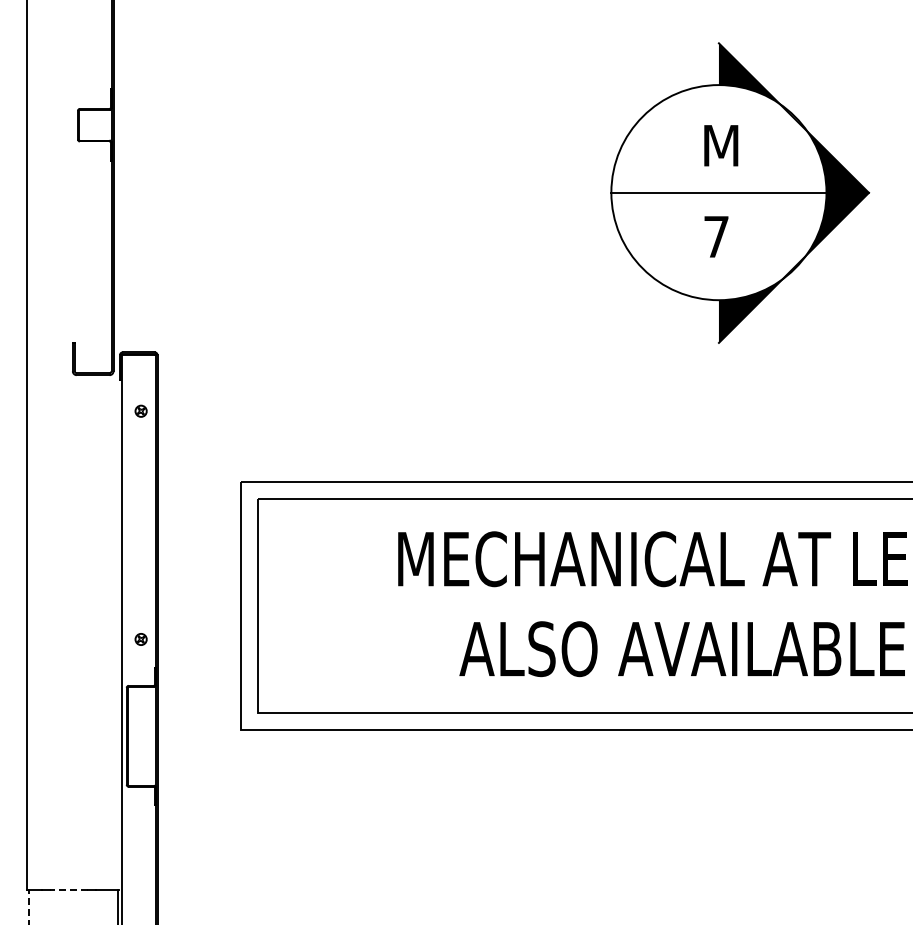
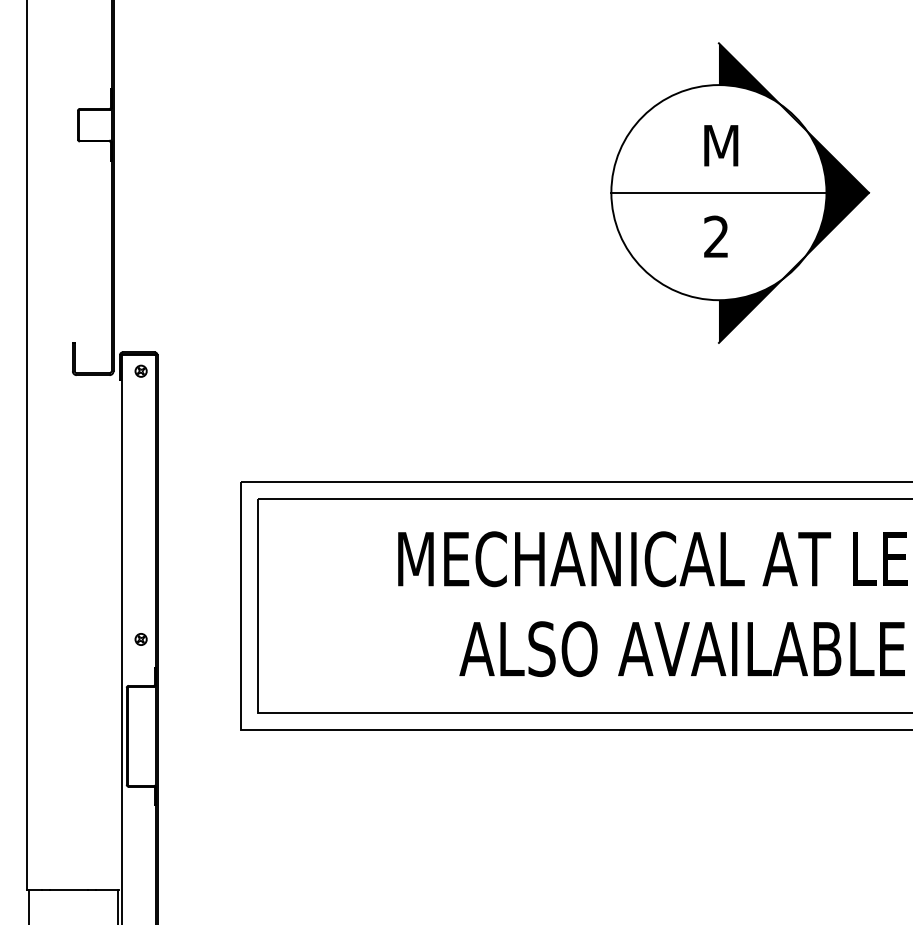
text: 7 -> 2 (716, 236)
part position: (140, 410) -> (140, 370) (140, 370)
line: dashed -> solid (69, 889)
line: dashed -> solid (29, 906)
